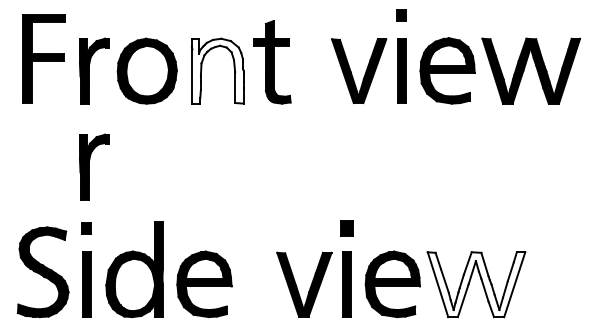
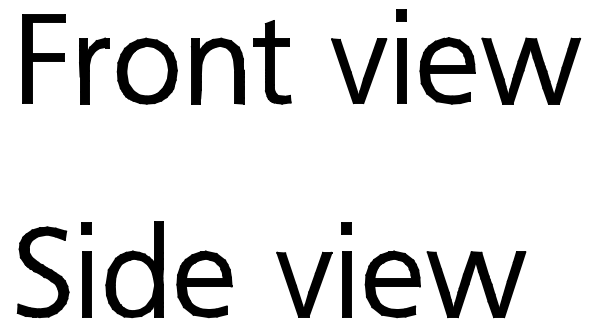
fill: none -> present (217, 70)
part: present -> none (94, 166)
part size: 14x17 px -> 11x13 px (346, 228)
fill: none -> present (476, 284)
